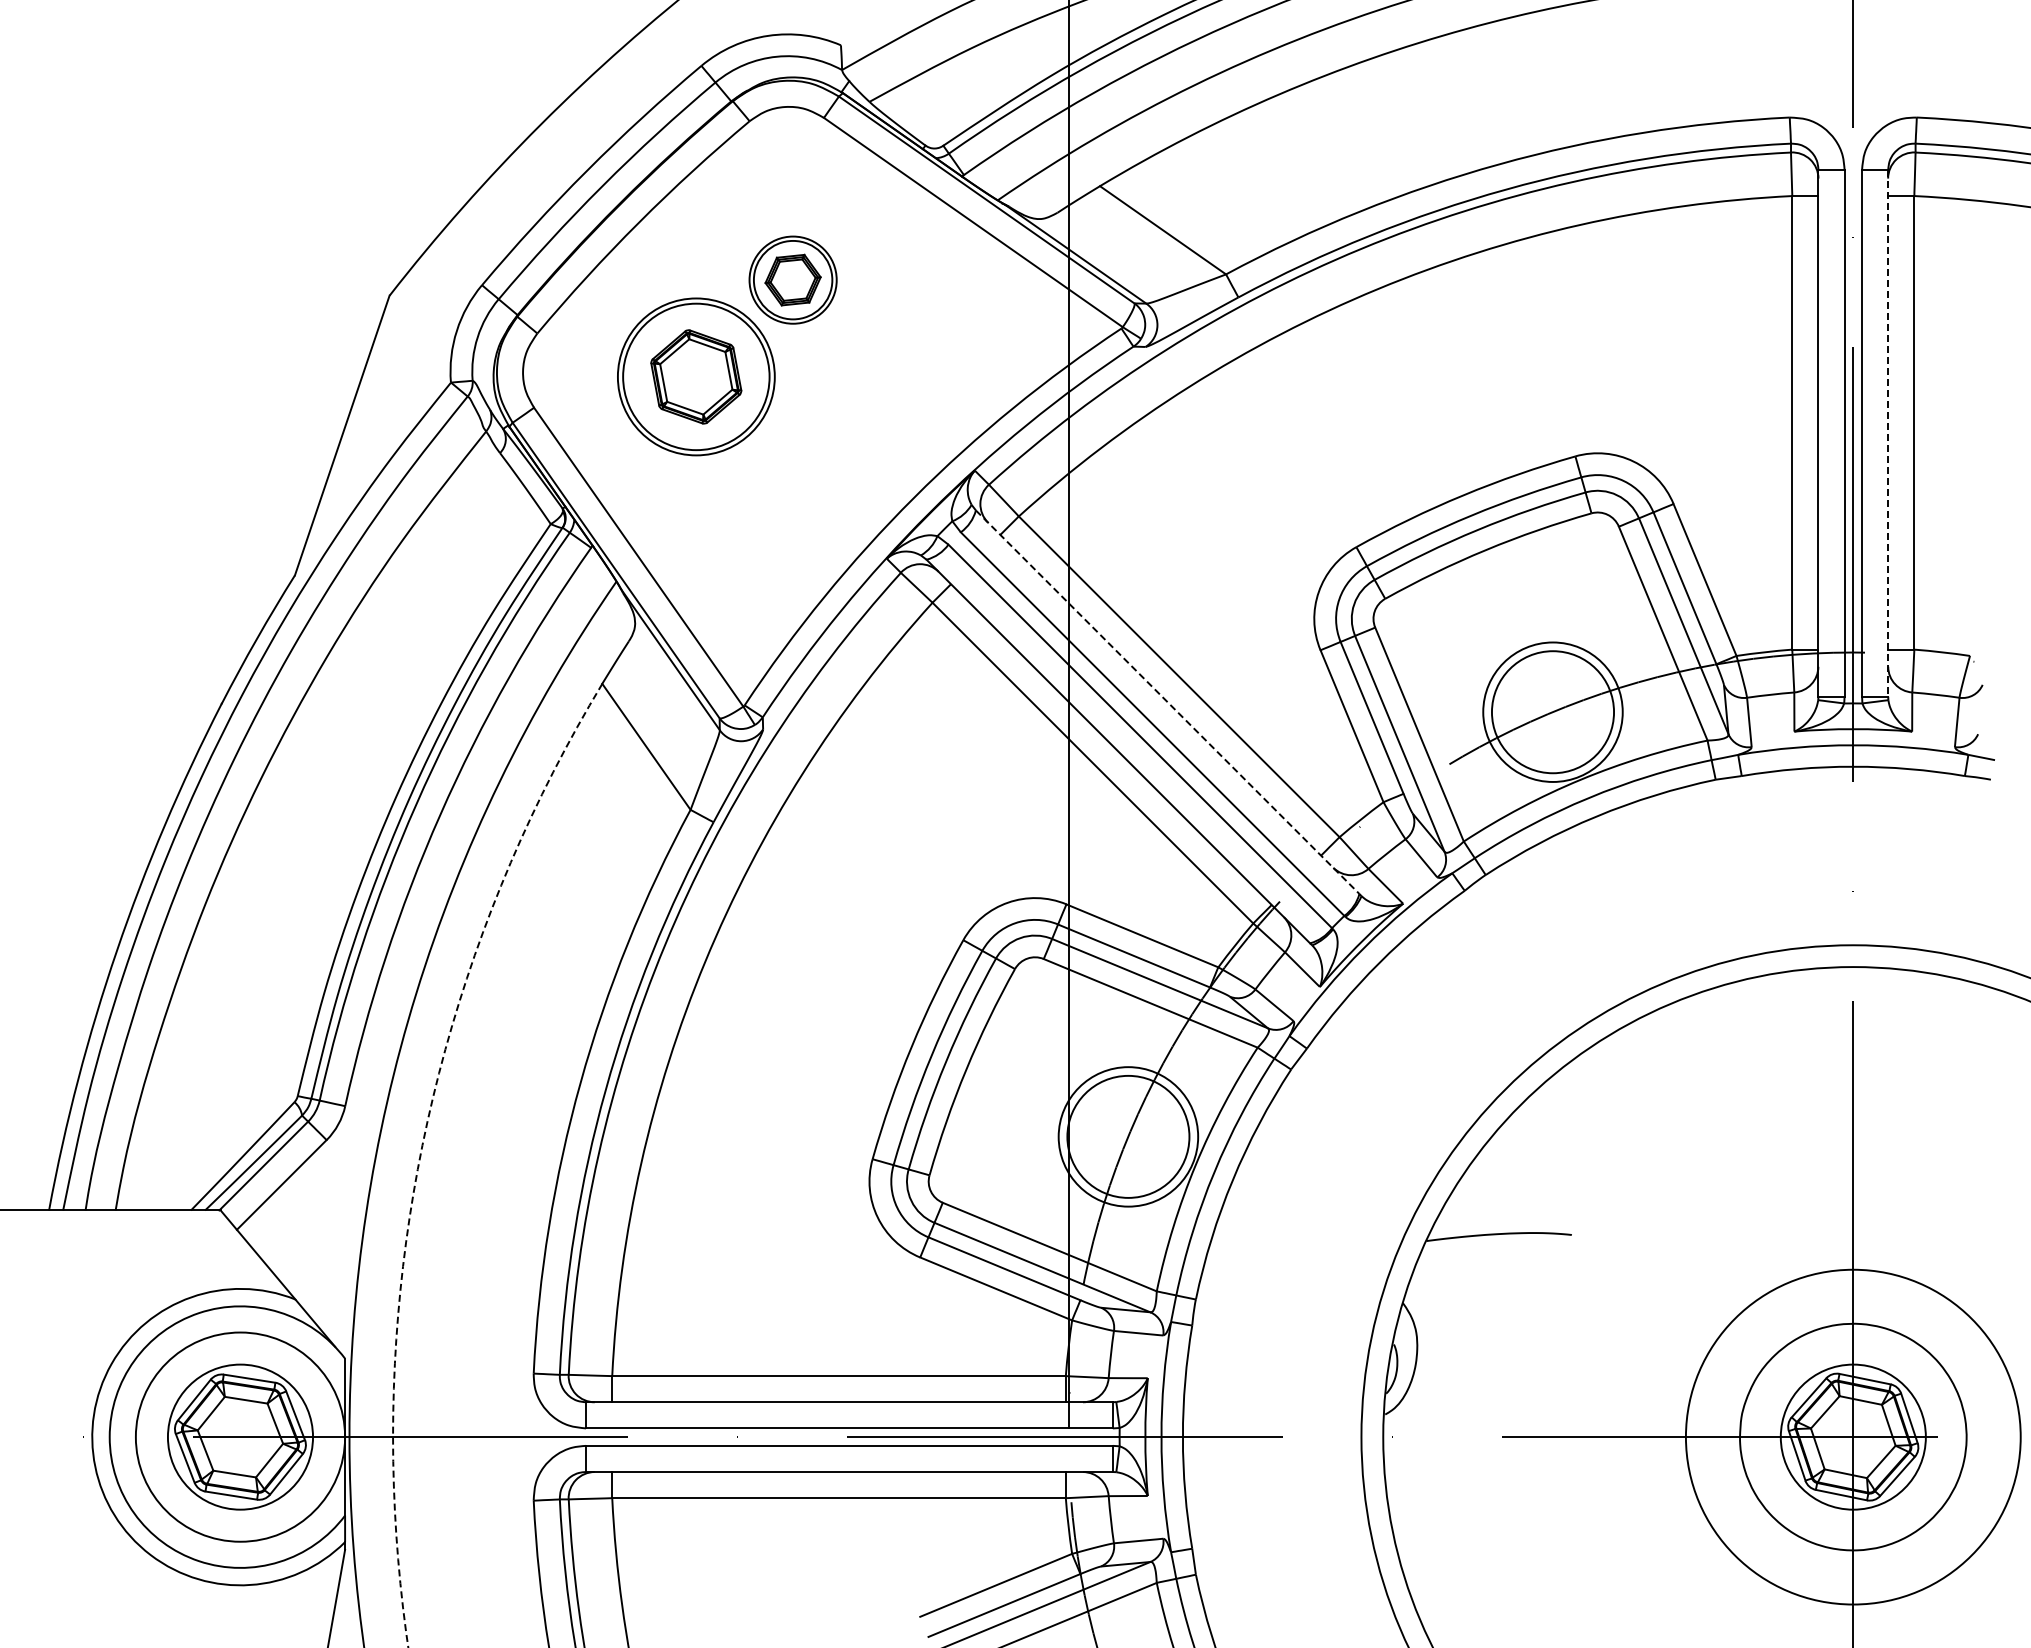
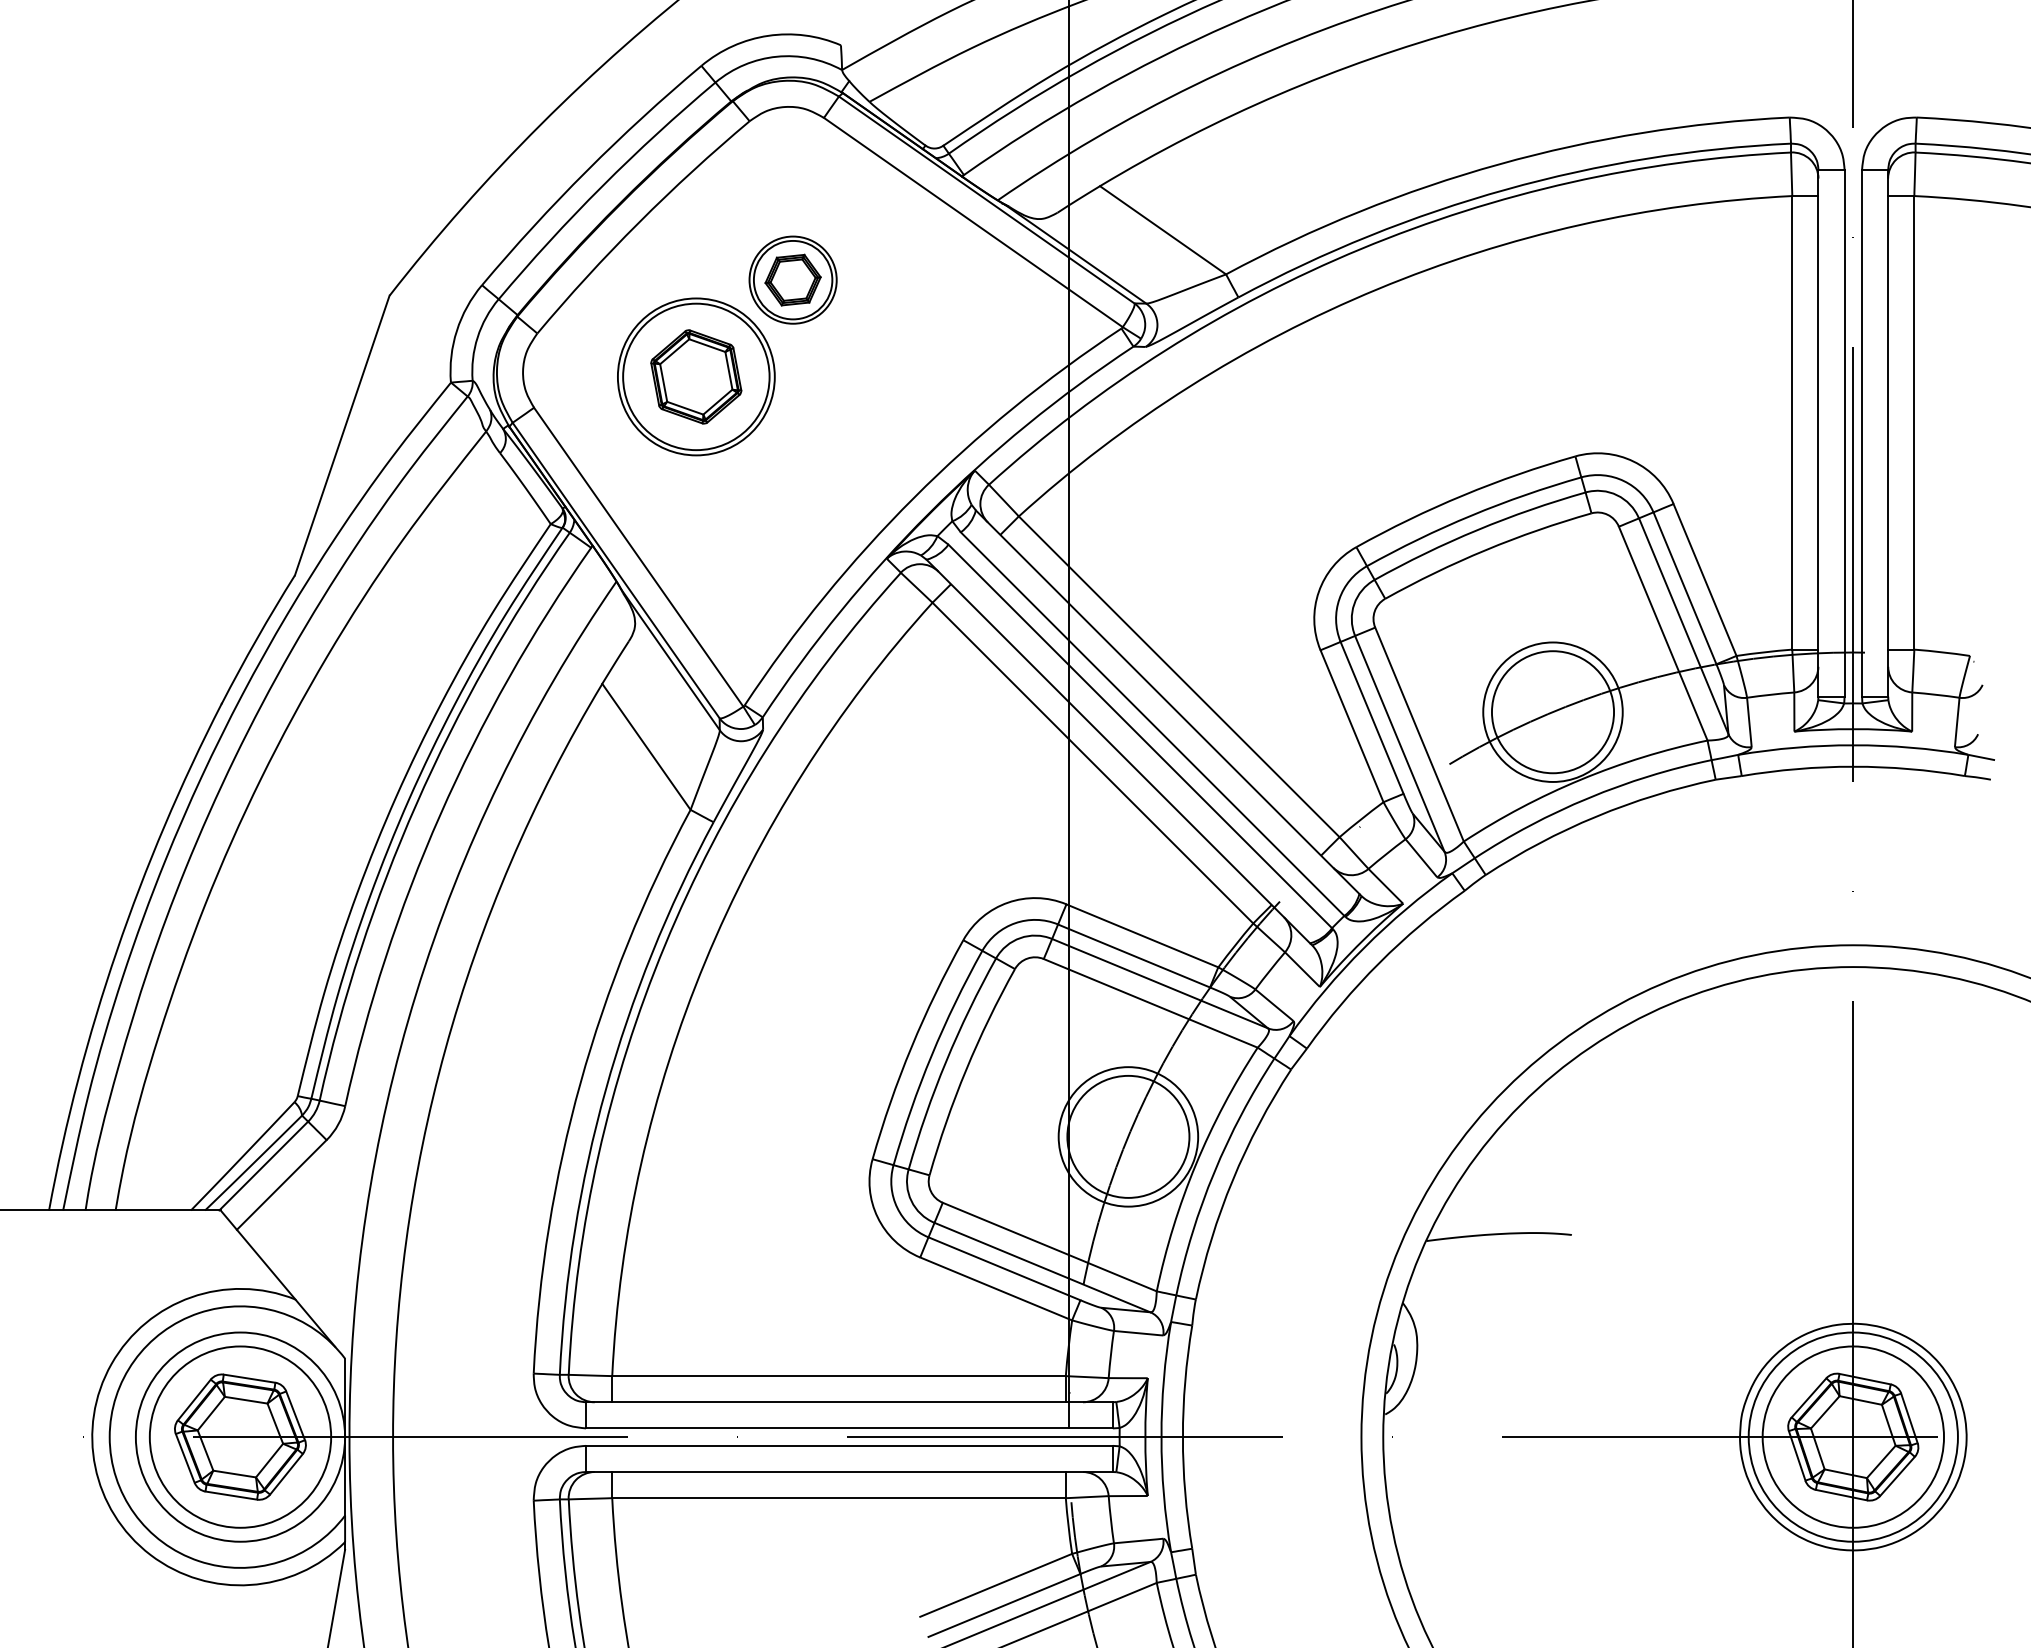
line: dashed -> solid (1888, 433)
line: dashed -> solid (1168, 702)
arc: dashed -> solid (421, 1150)
circle diameter: 145 px -> 181 px (240, 1436)
circle diameter: 145 px -> 181 px (1853, 1436)
circle diameter: 335 px -> 209 px (1852, 1436)
